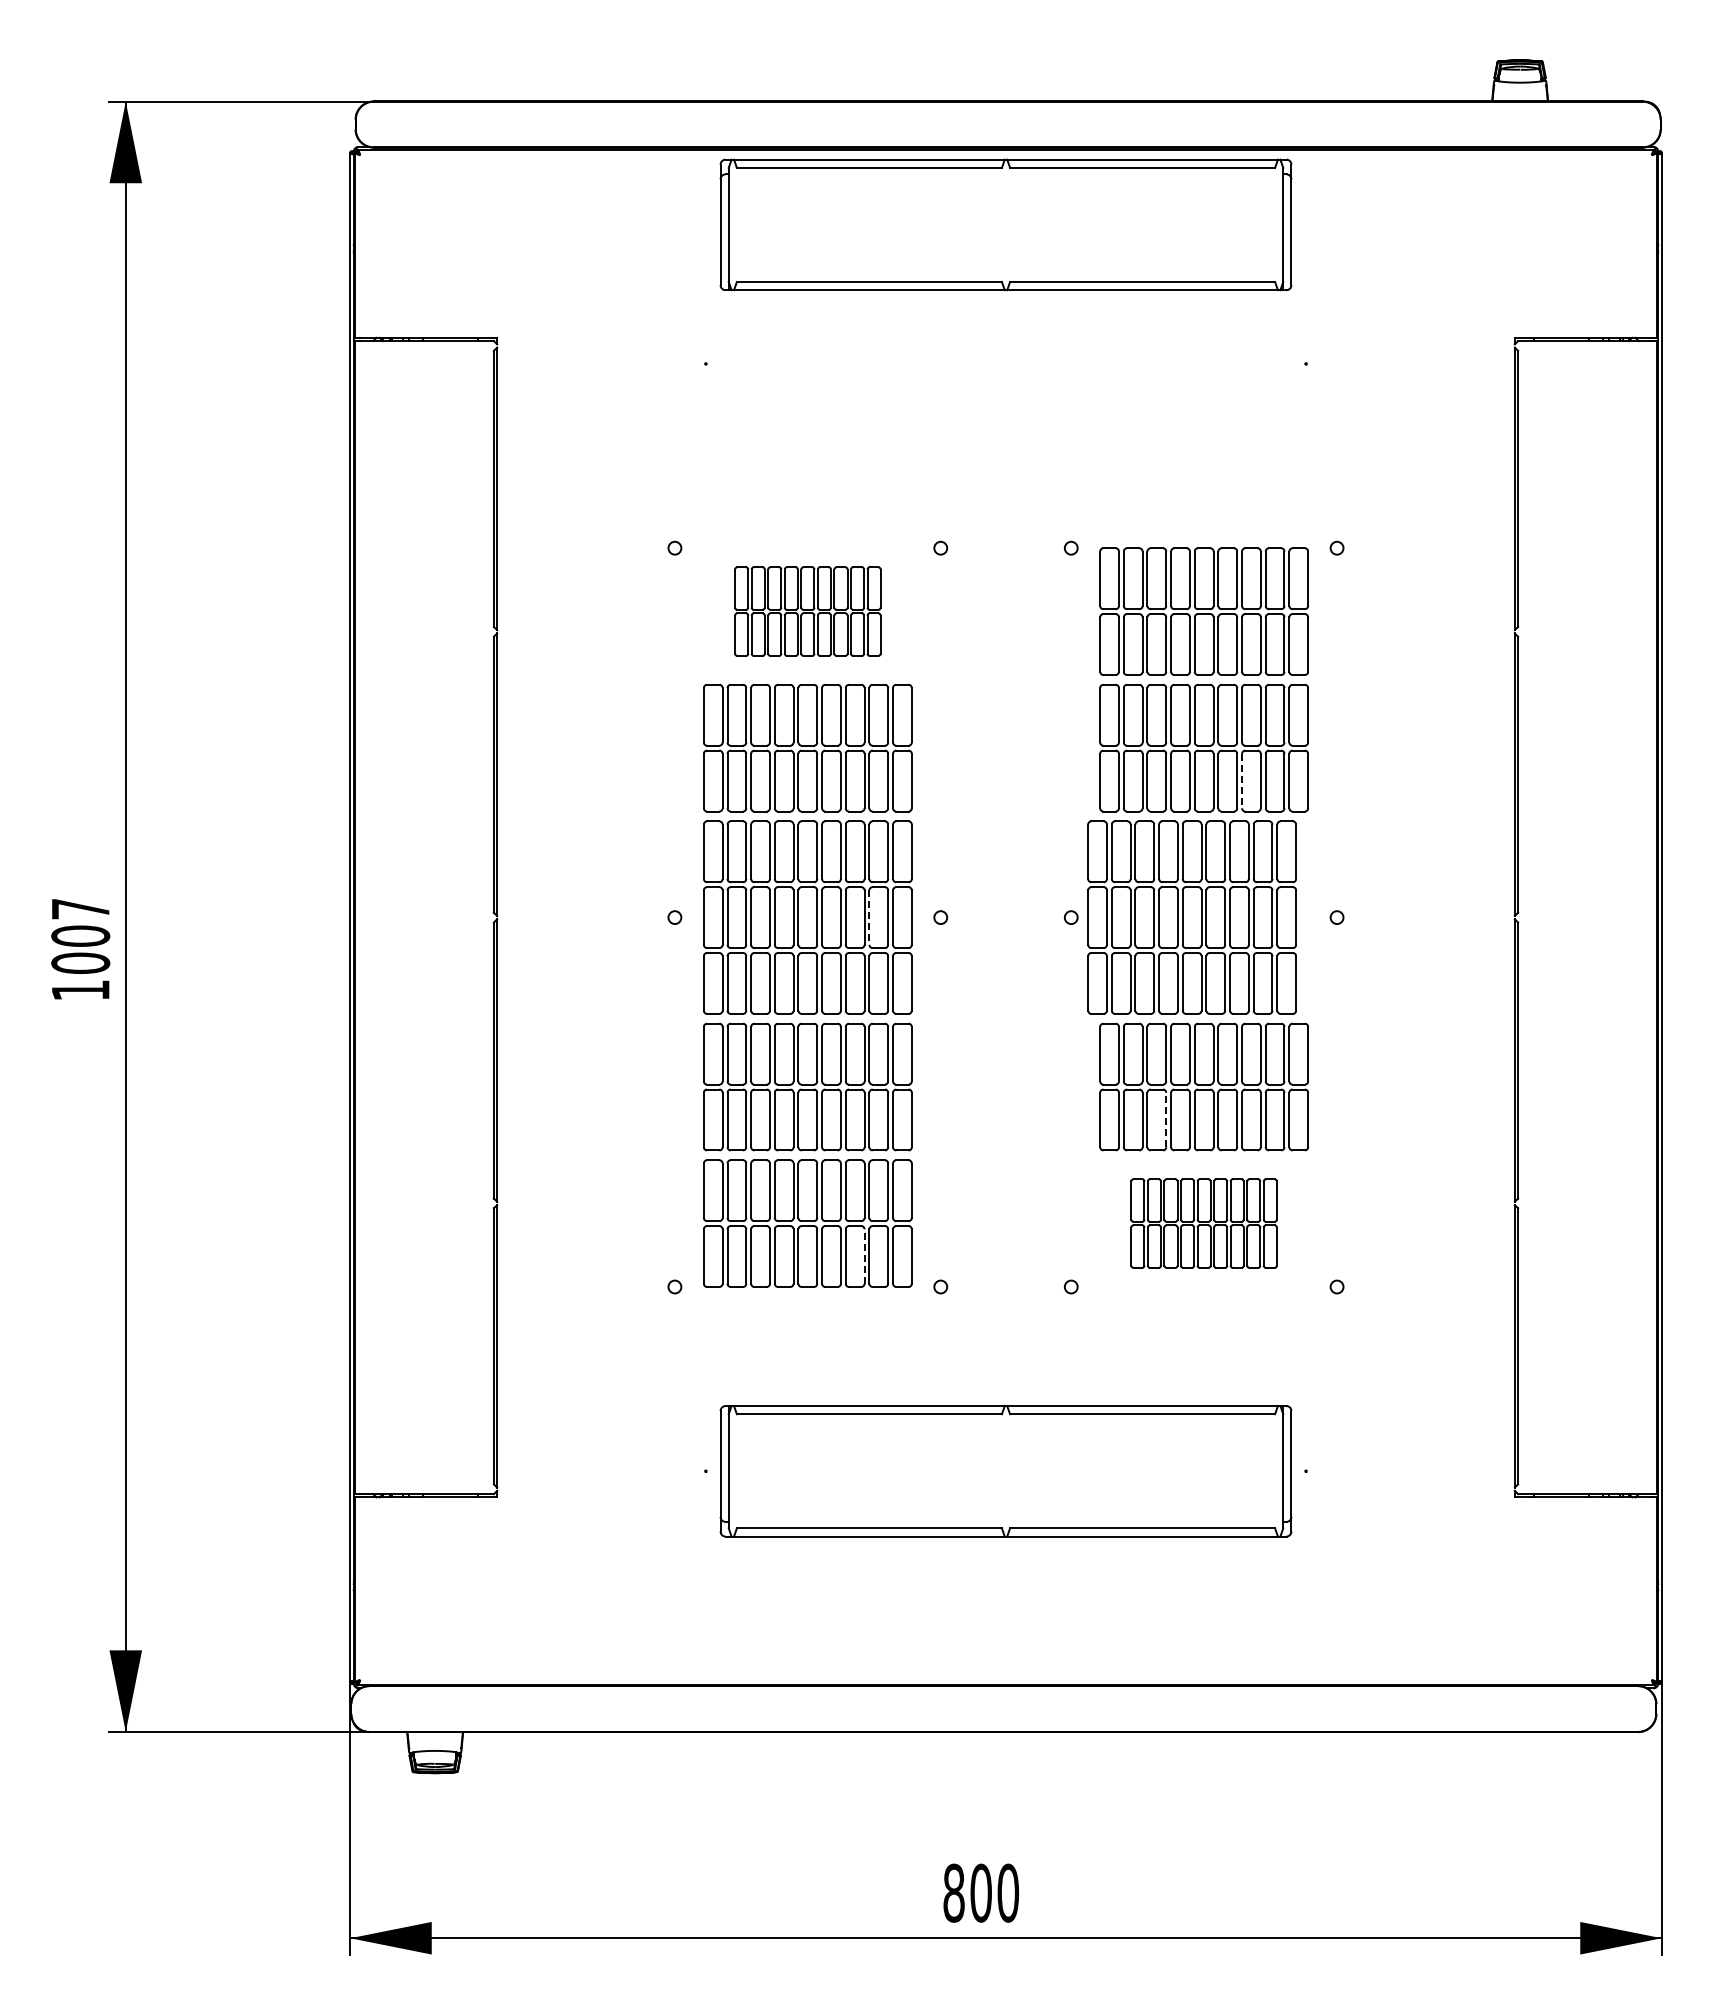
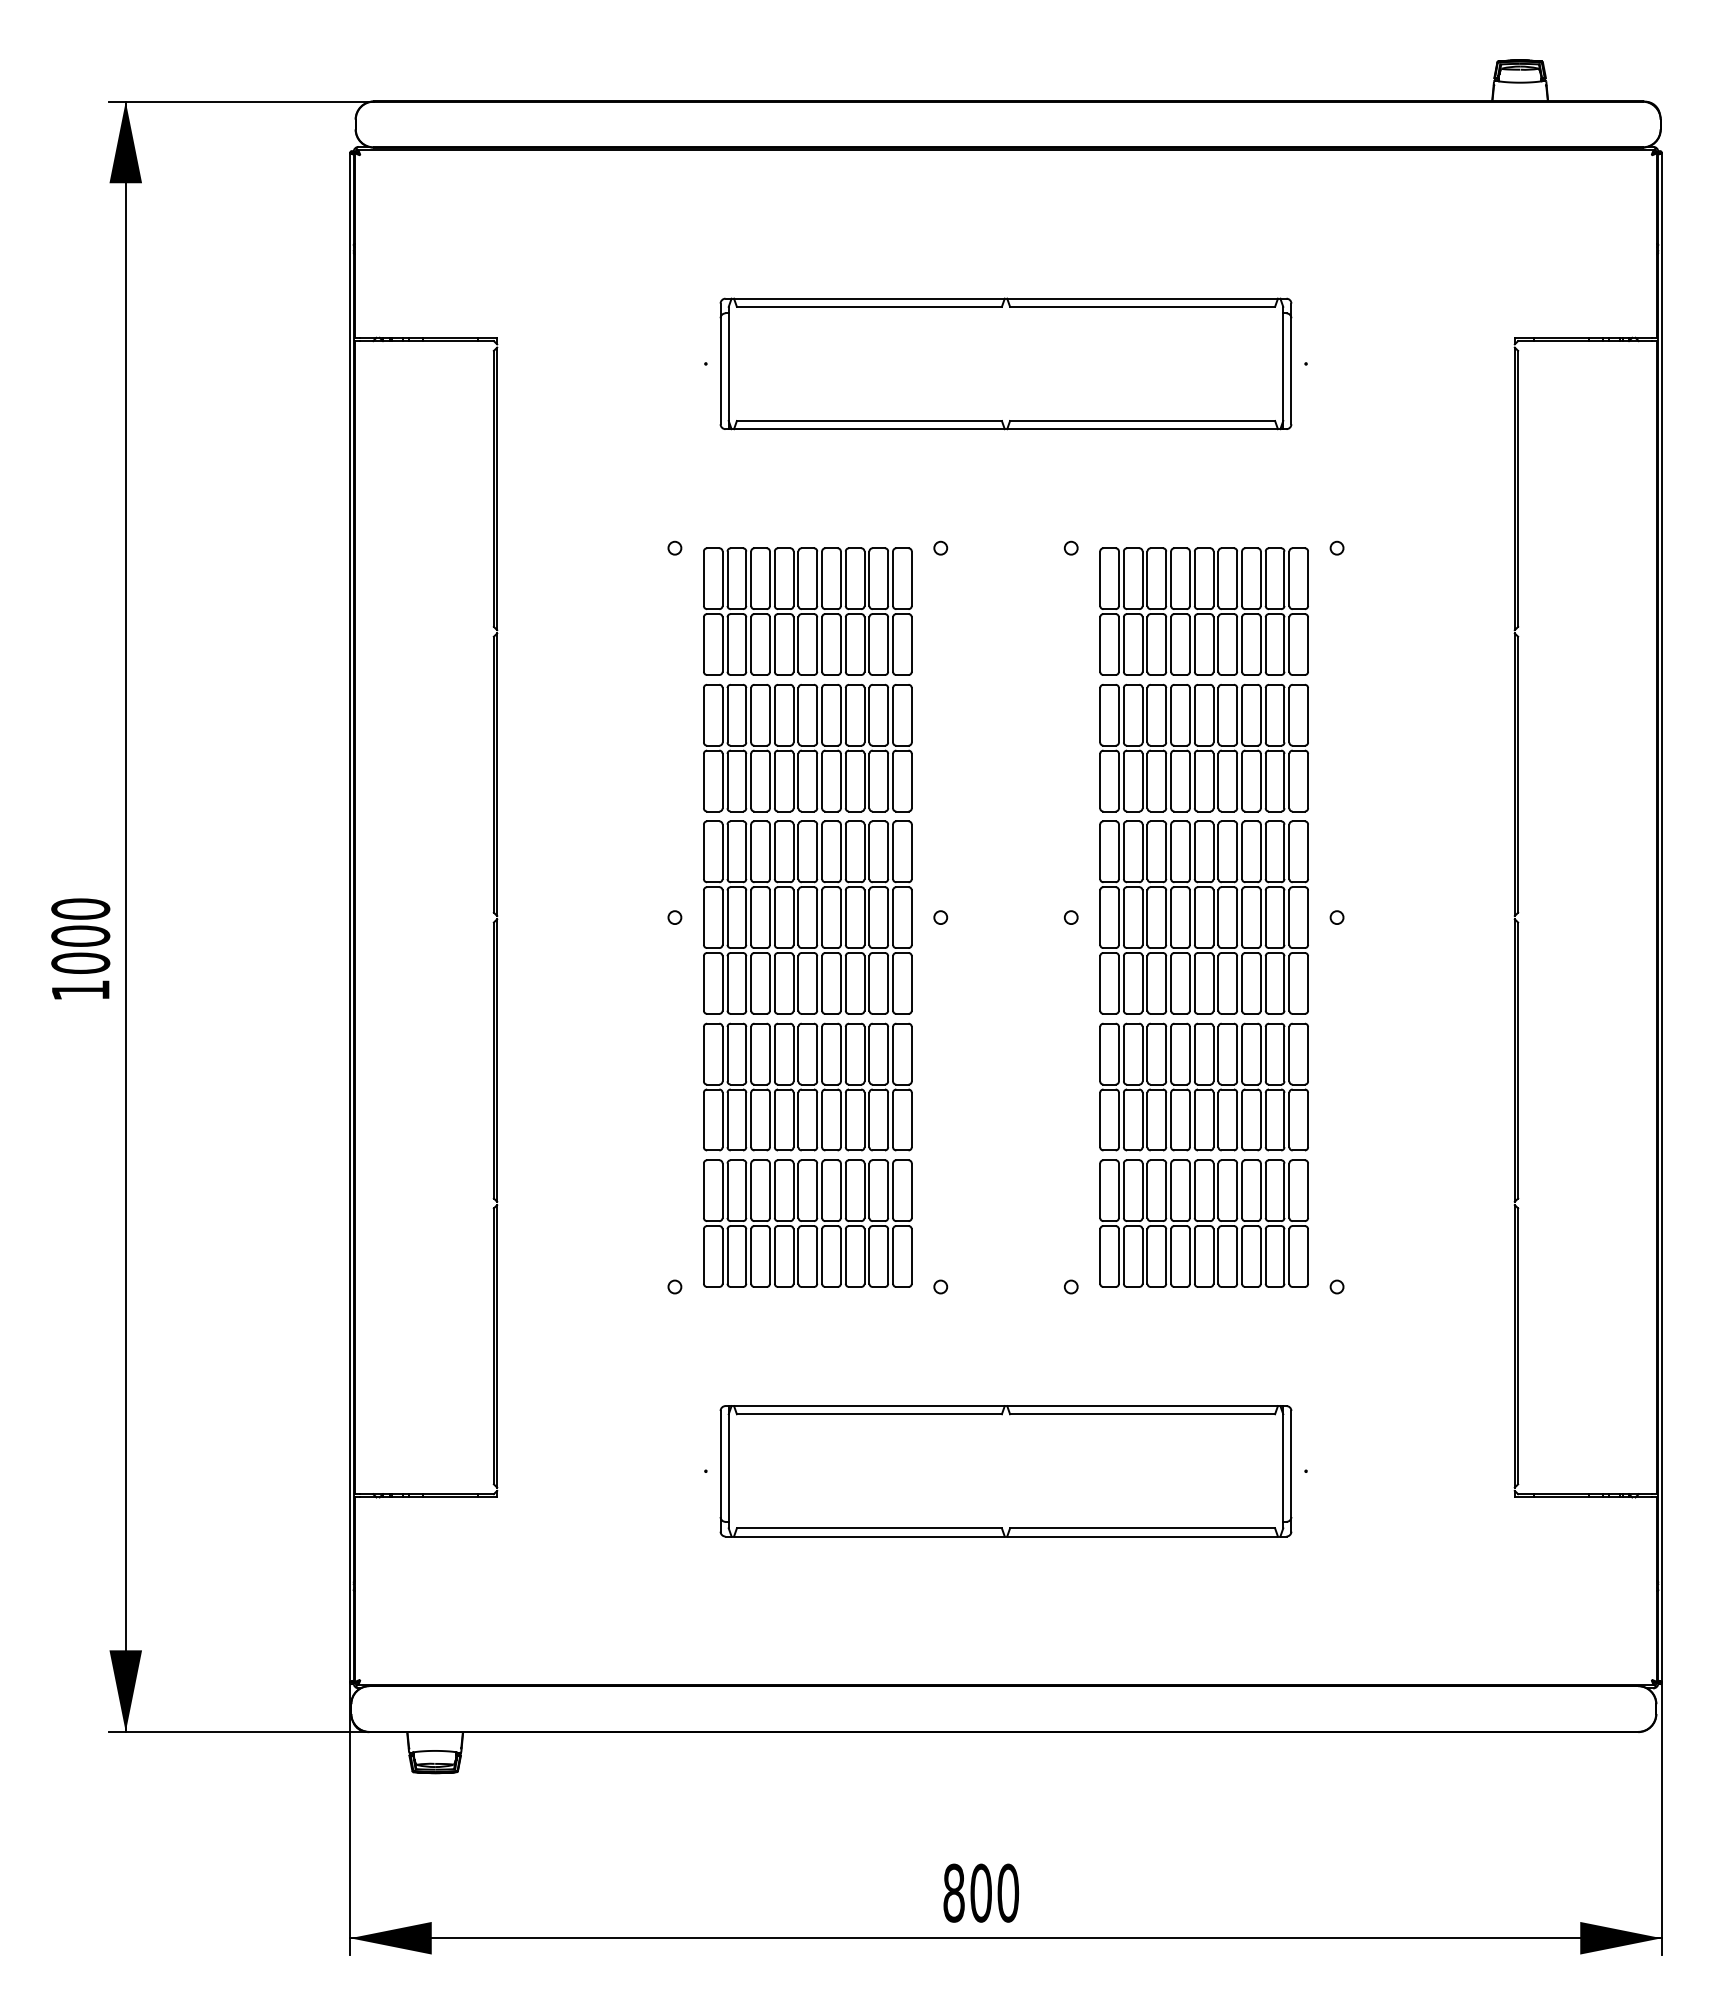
part position: (1005, 224) -> (1005, 363) (1005, 363)
part size: 148x91 px -> 210x129 px (807, 611)
line: dashed -> solid (1242, 781)
text: 1007 -> 1000 (80, 908)
part position: (1191, 917) -> (1203, 917) (1203, 917)
line: dashed -> solid (869, 918)
line: dashed -> solid (1166, 1119)
part size: 148x91 px -> 210x129 px (1203, 1223)
line: dashed -> solid (864, 1256)
